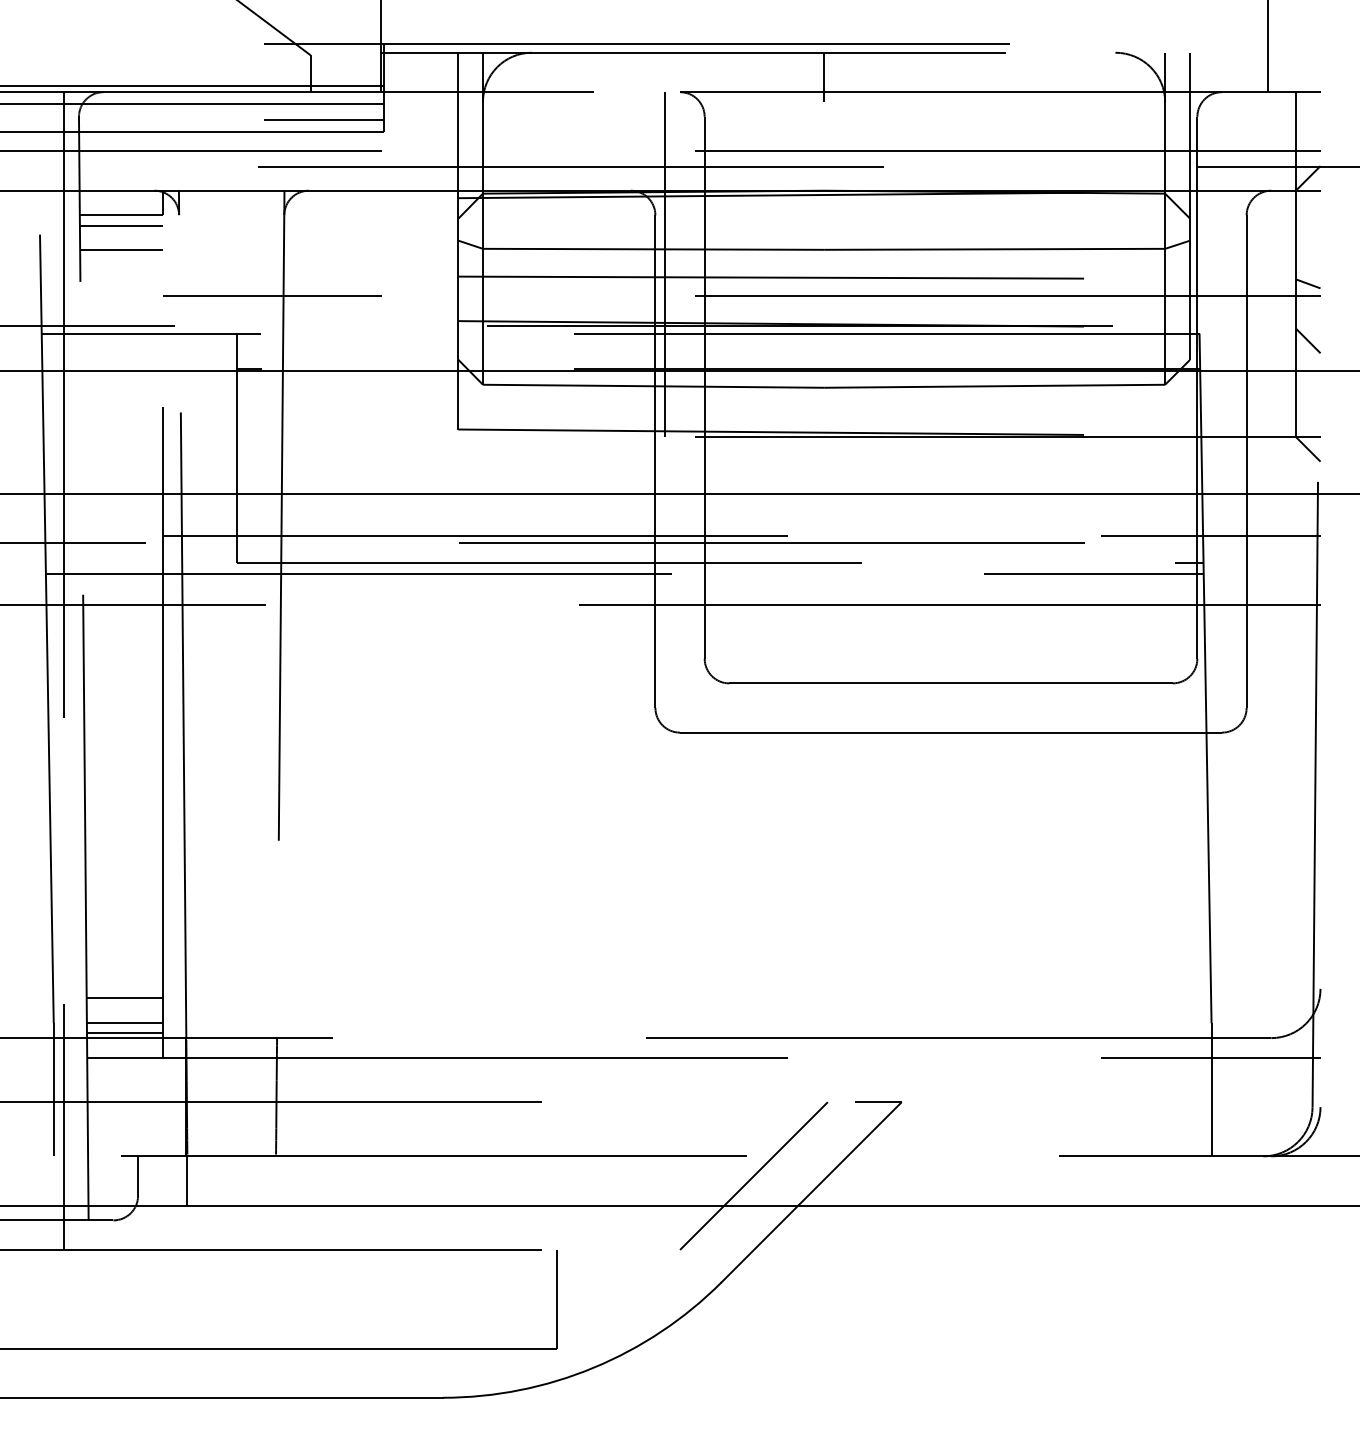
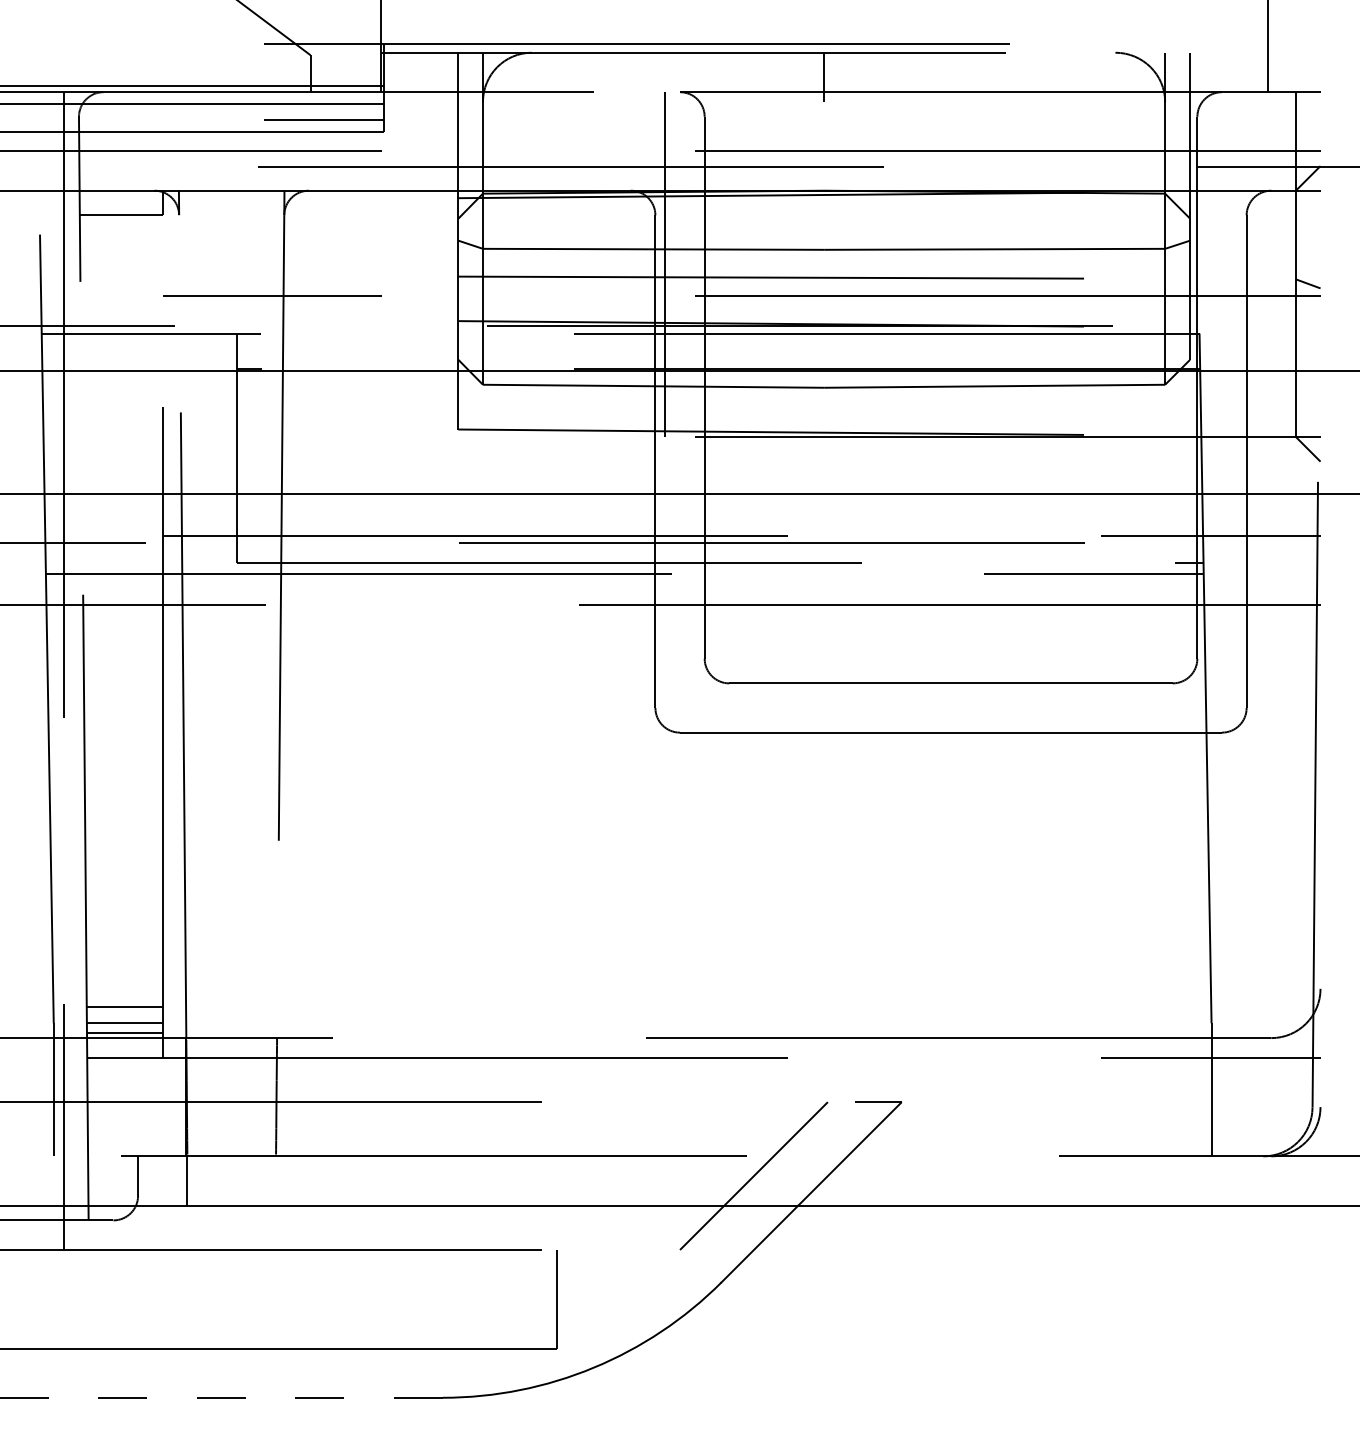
line: present -> none (120, 225)
line: present -> none (121, 250)
line: present -> none (1307, 340)
line position: (124, 998) -> (124, 1007) (124, 1007)
line: solid -> dashed (221, 1397)
